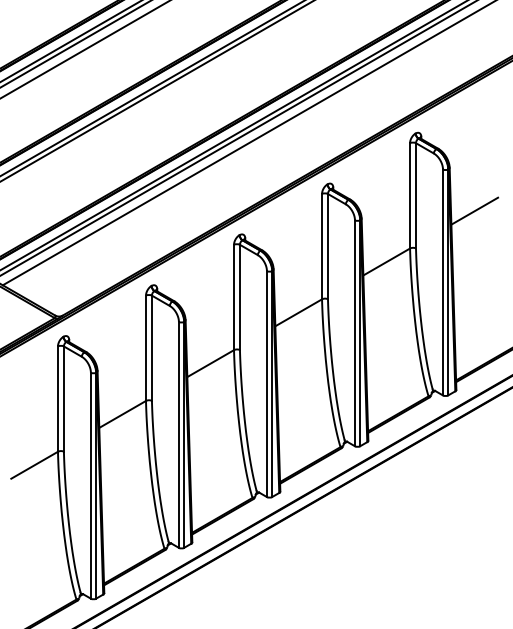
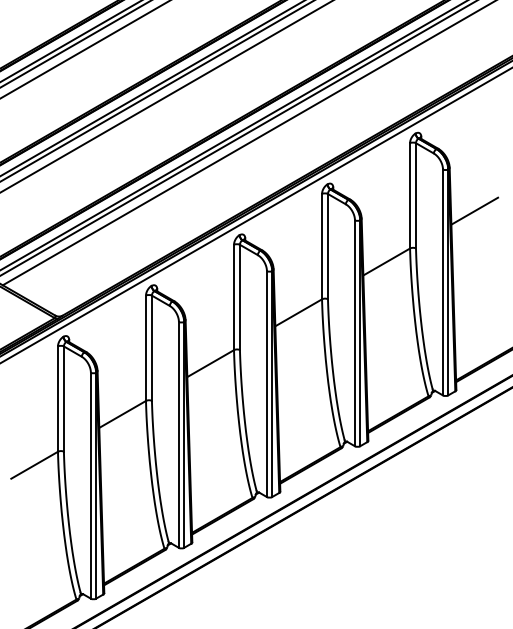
line: none -> present (166, 96)
line: none -> present (255, 215)
